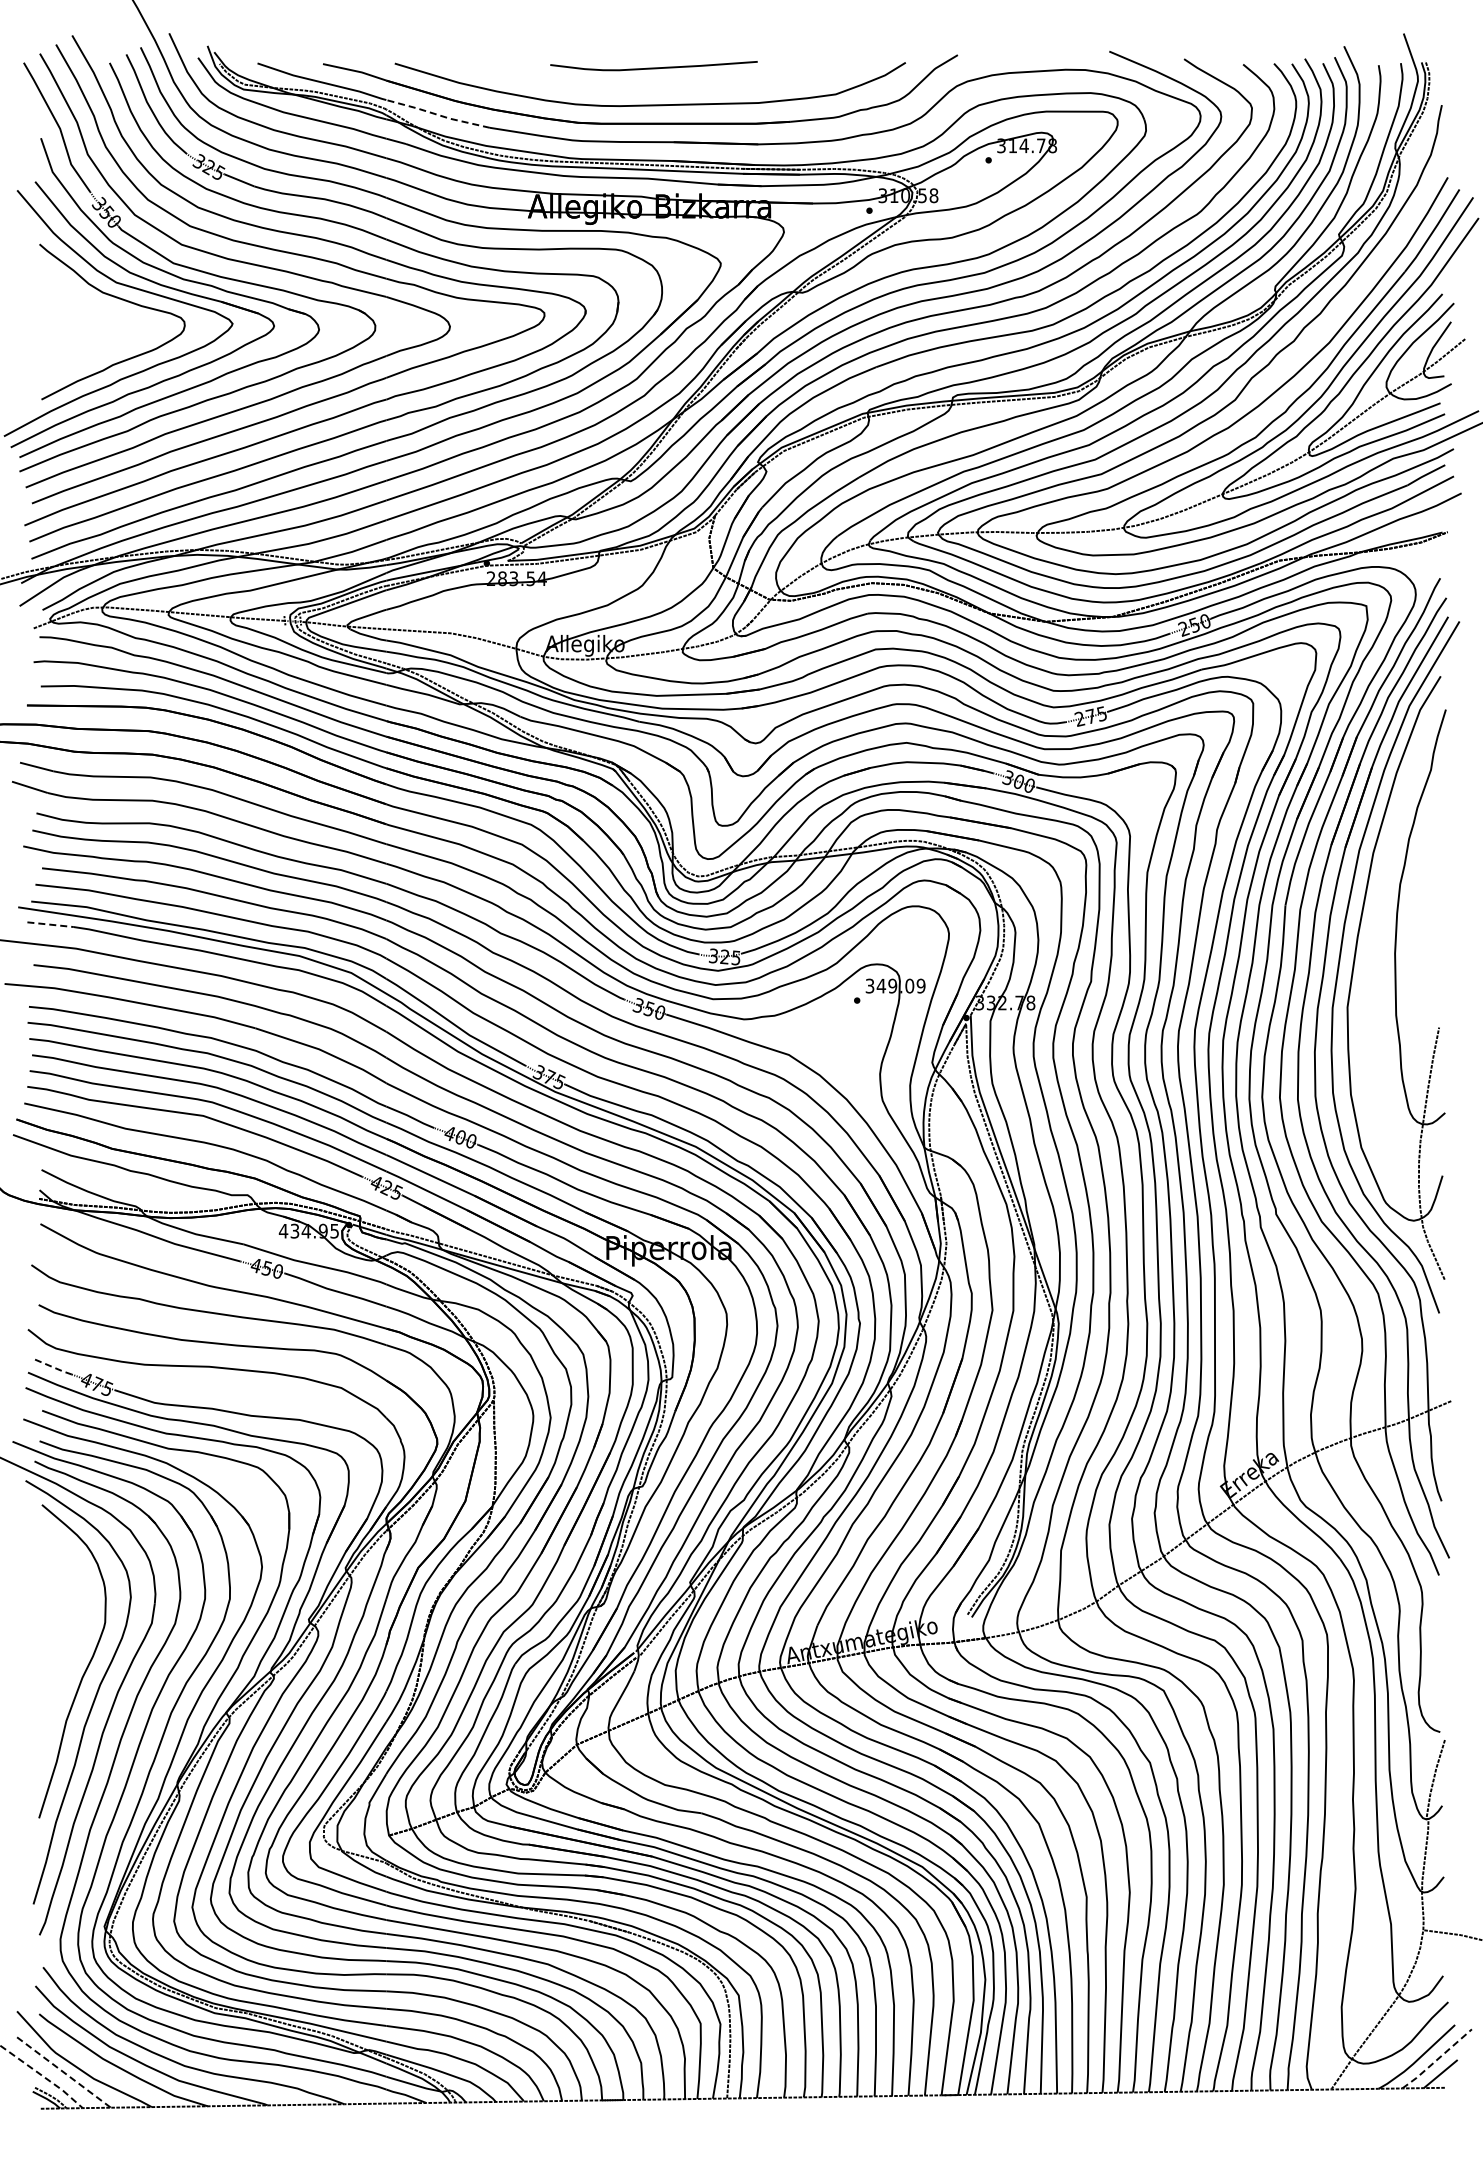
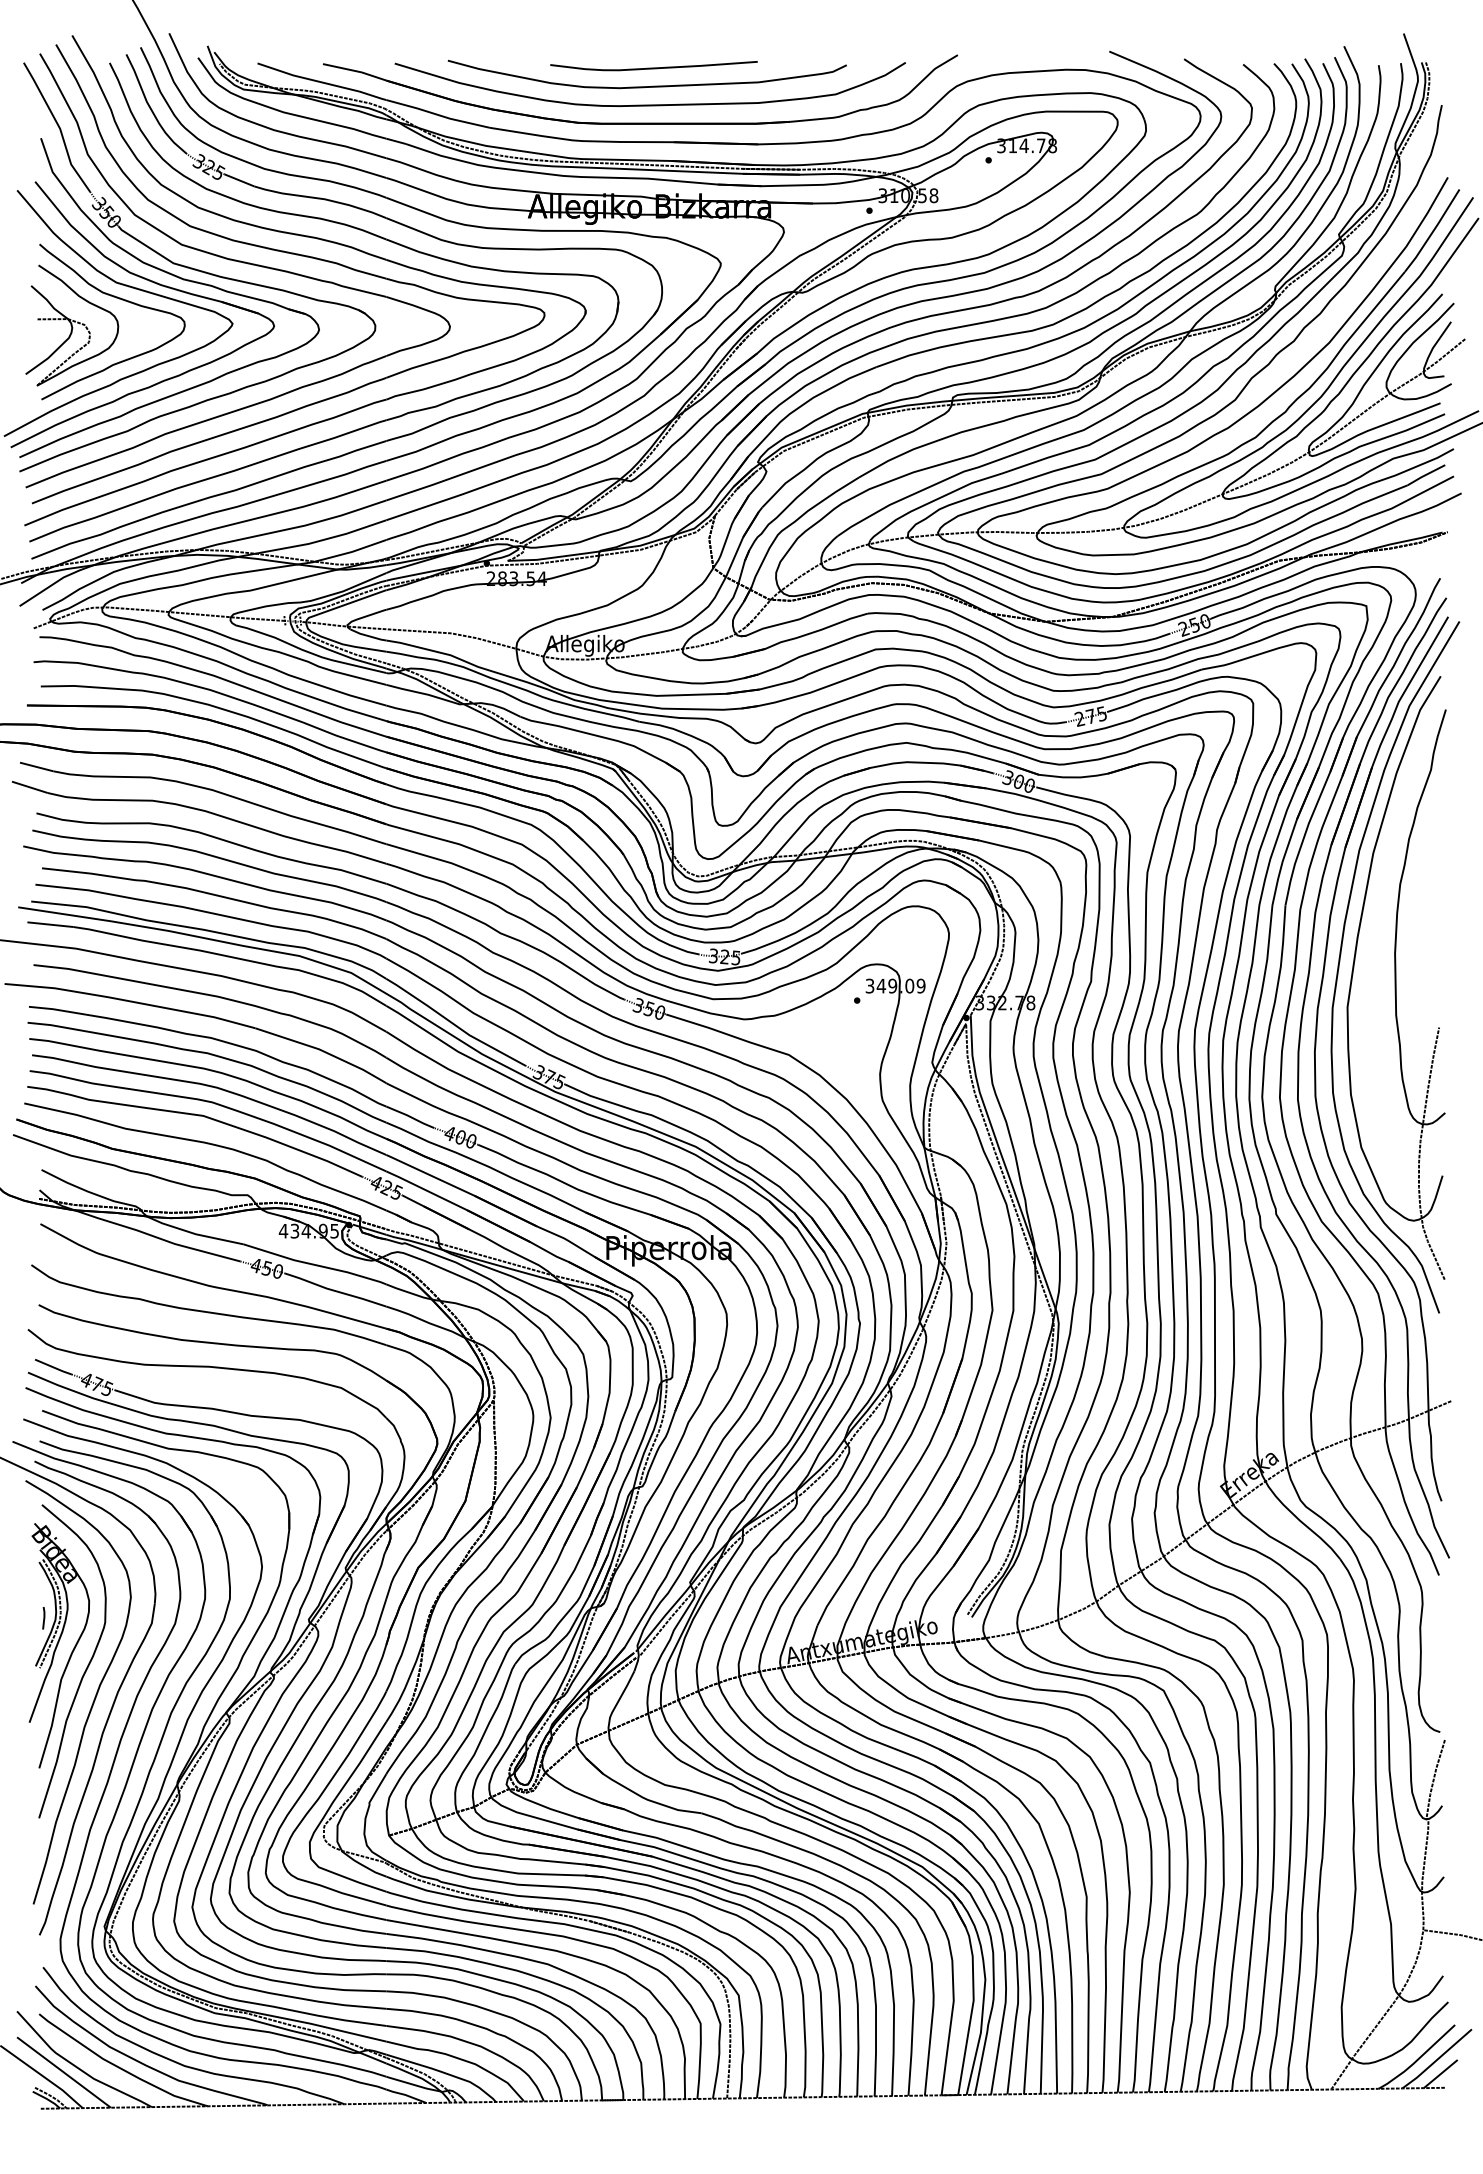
curve: none -> present (646, 86)
line: dashed -> solid (436, 114)
part: none -> present (72, 325)
line: dashed -> solid (51, 924)
line: dashed -> solid (53, 1367)
part: none -> present (59, 1645)
line: dashed -> solid (1437, 2059)
line: dashed -> solid (64, 2072)
line: dashed -> solid (43, 2076)
